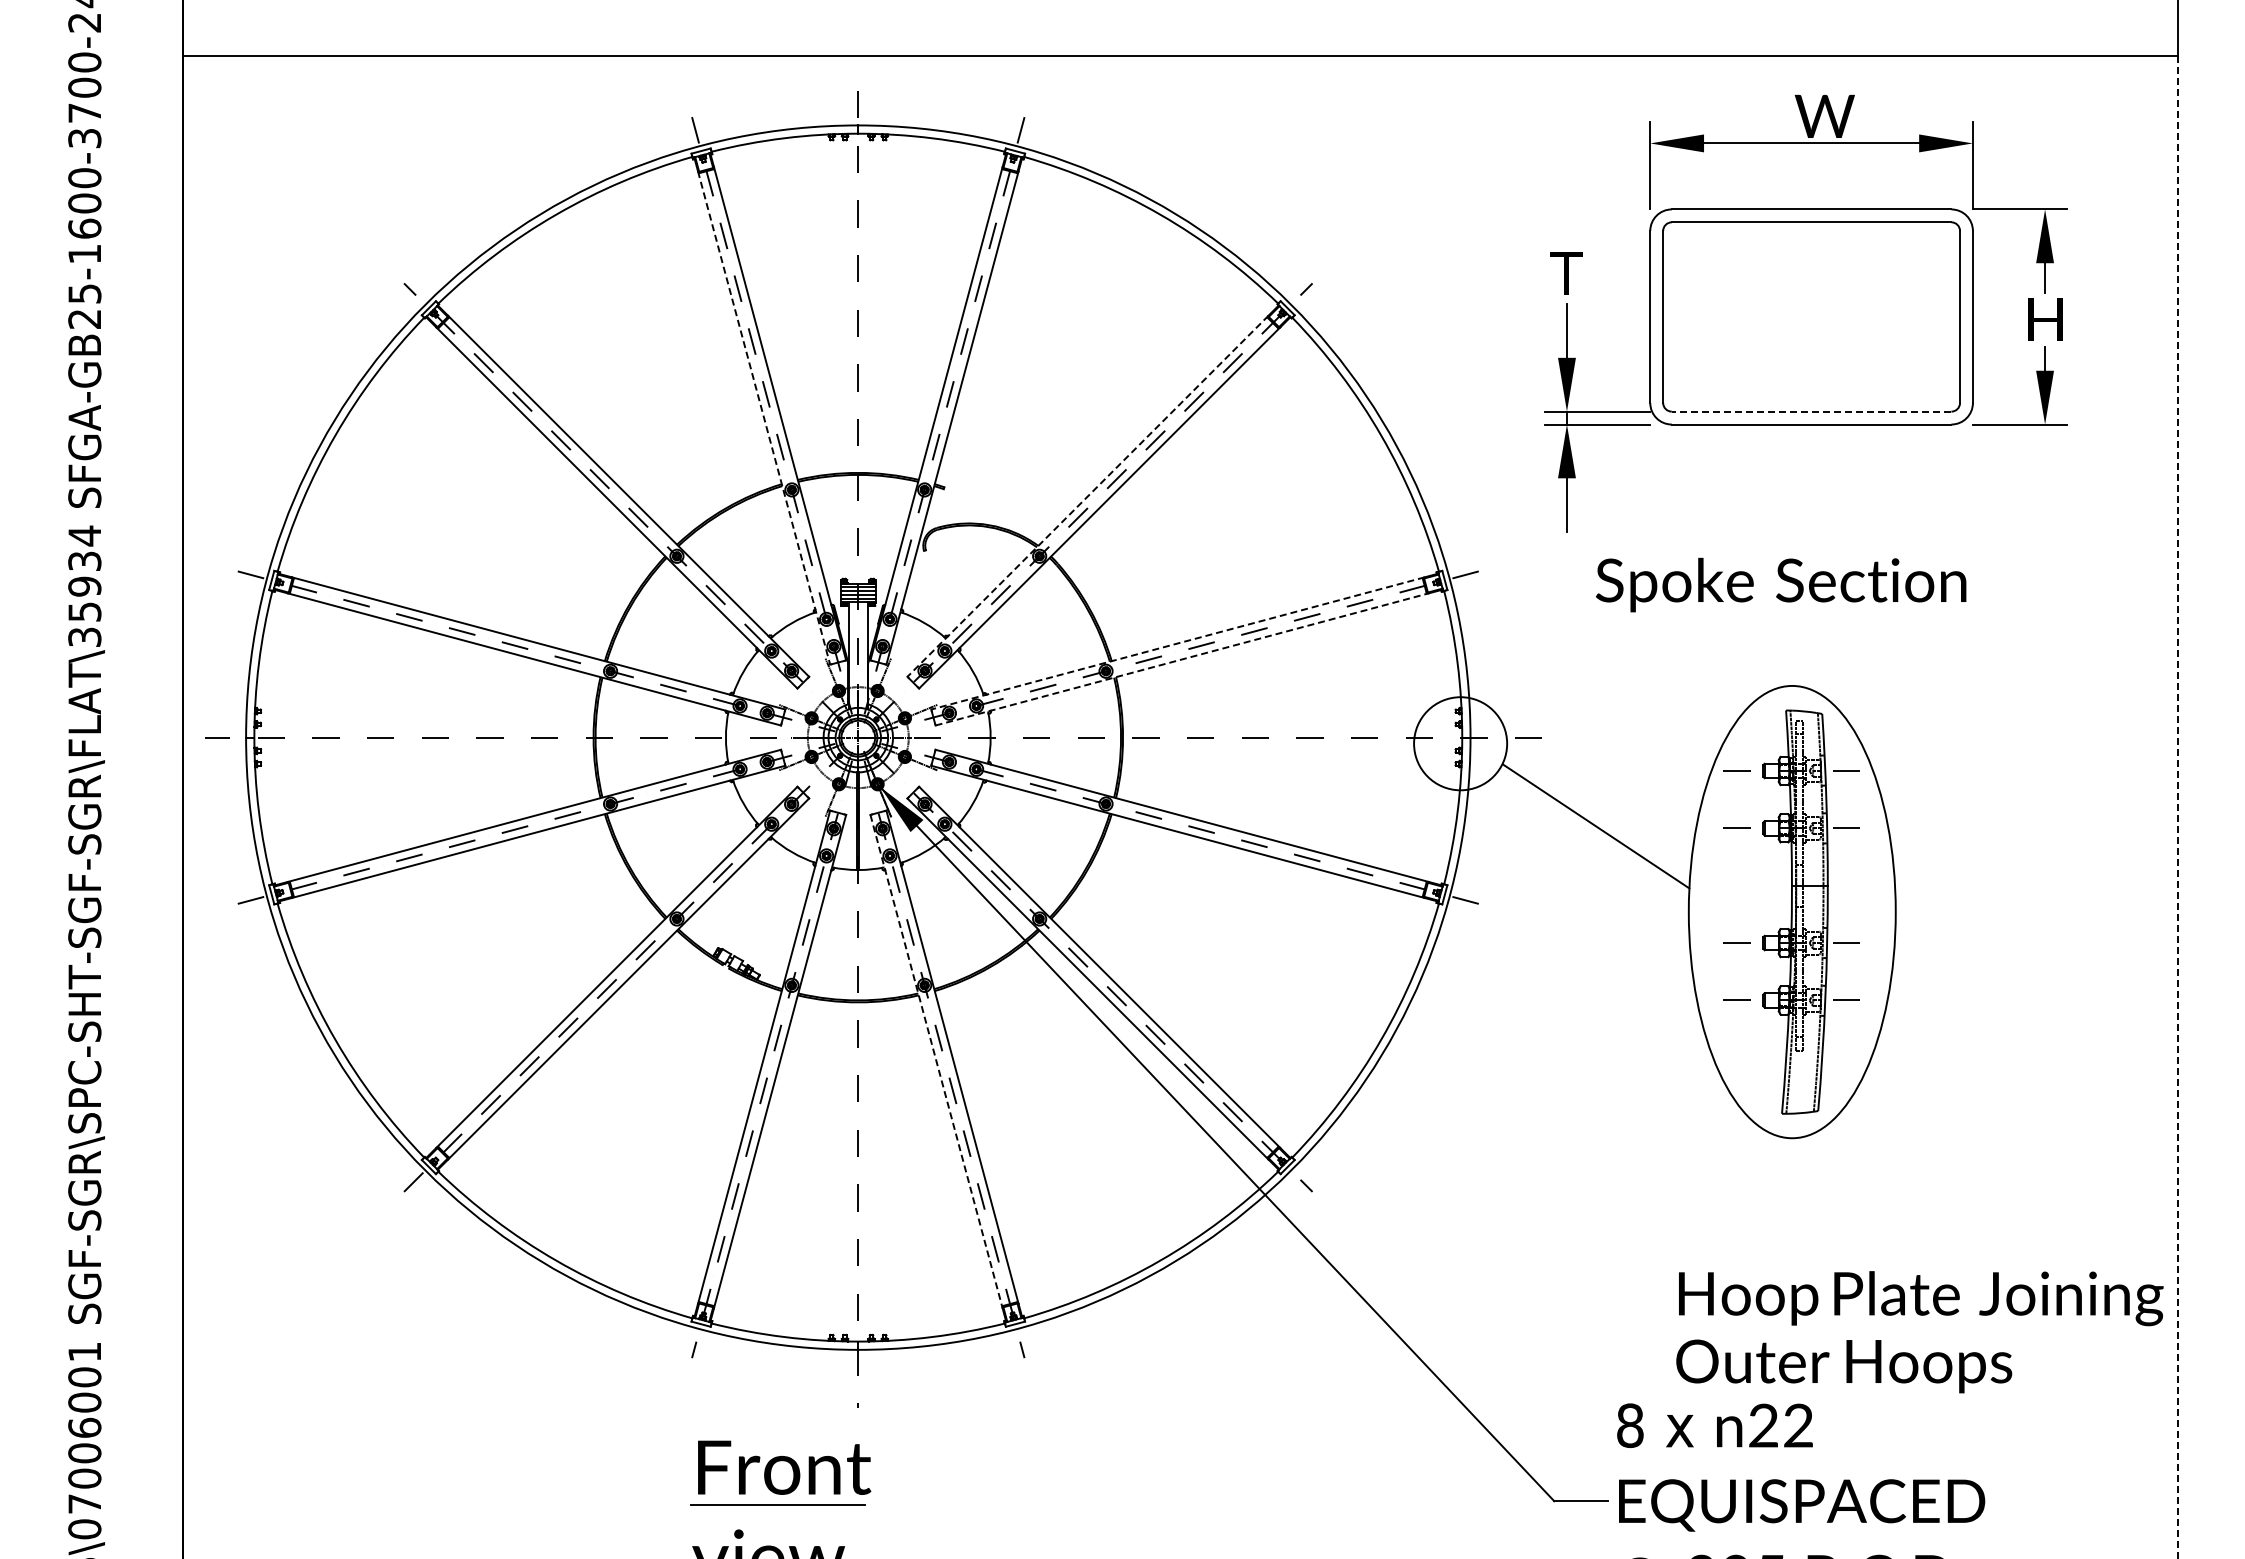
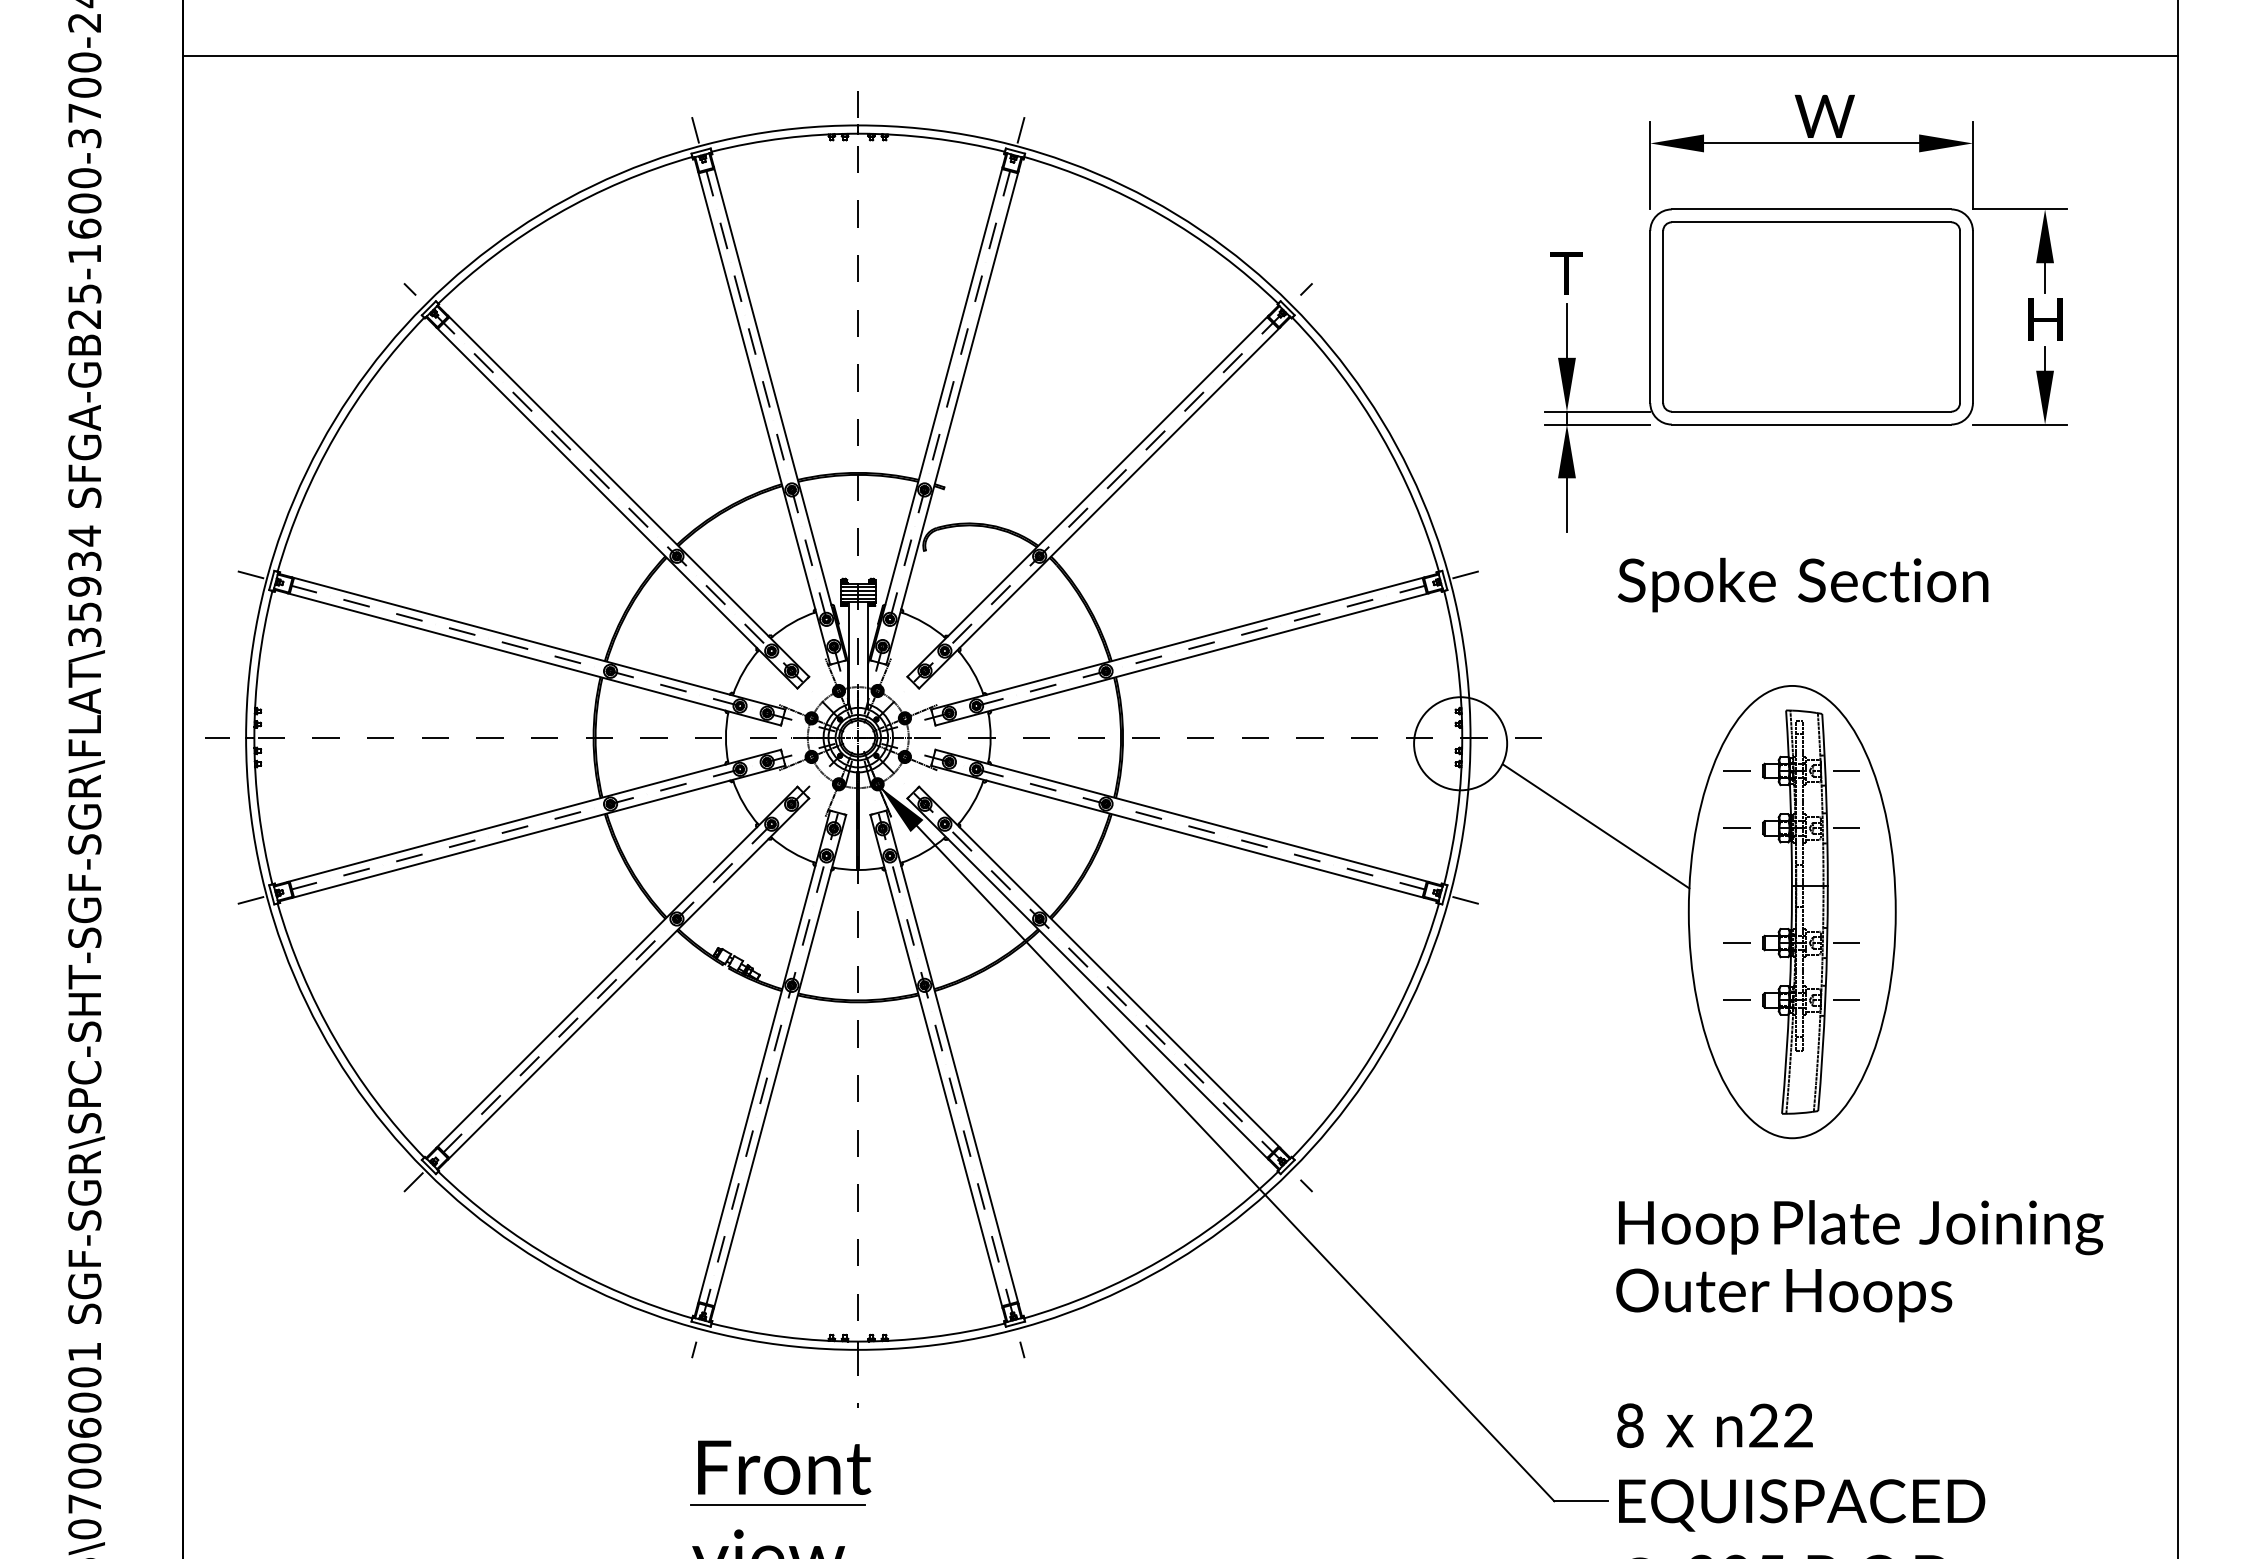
line: dashed -> solid (1811, 411)
line: dashed -> solid (764, 418)
line: dashed -> solid (1087, 496)
text position: (1781, 584) -> (1803, 584) (1803, 584)
line: dashed -> solid (1177, 643)
line: dashed -> solid (1182, 659)
line: dashed -> solid (2177, 807)
line: dashed -> solid (936, 1062)
text position: (1919, 1332) -> (1859, 1261) (1859, 1261)
